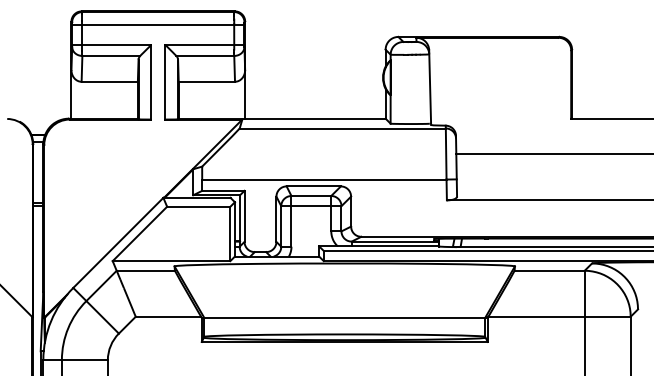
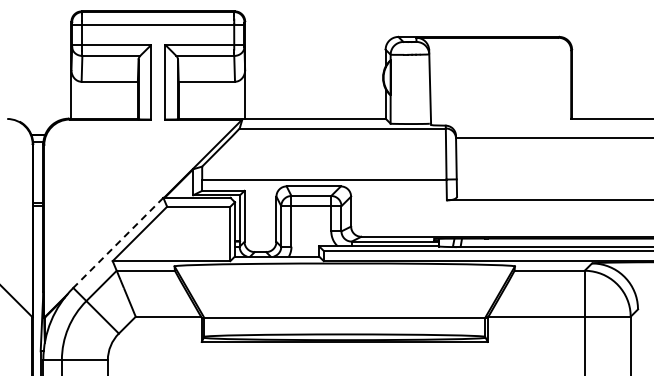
line position: (553, 154) -> (553, 138) (553, 138)
line: solid -> dashed (118, 242)
